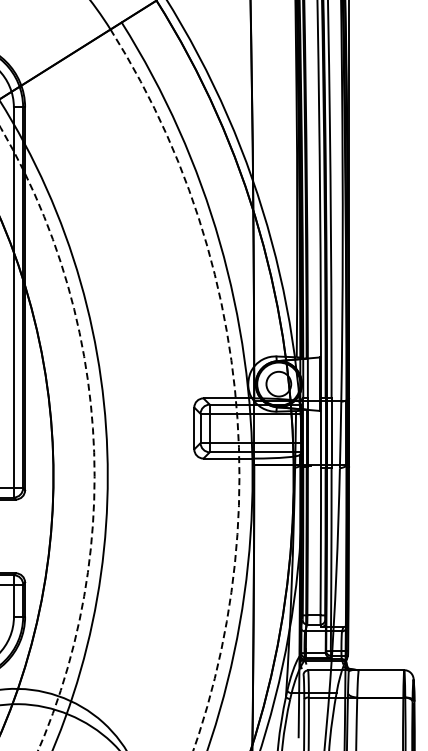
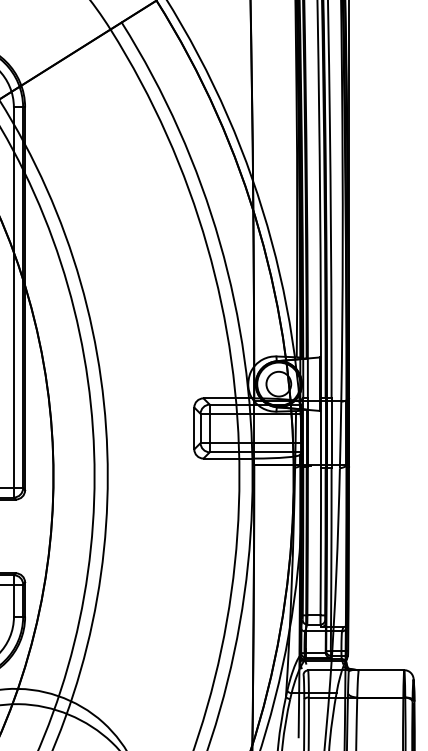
arc: dashed -> solid (233, 380)
arc: dashed -> solid (93, 435)
